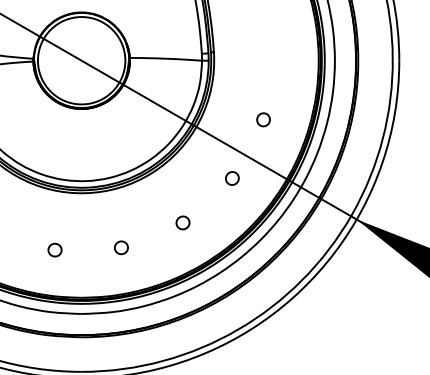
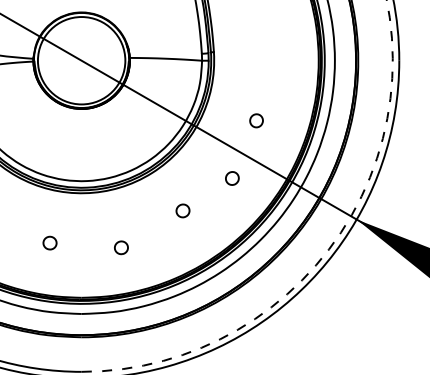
part position: (263, 119) -> (256, 120) (256, 120)
part position: (182, 222) -> (182, 210) (182, 210)
part position: (54, 249) -> (49, 242) (49, 242)
arc: solid -> dashed (322, 258)
